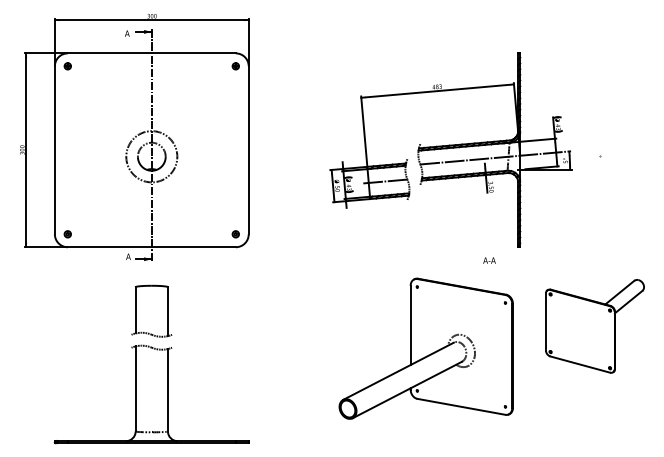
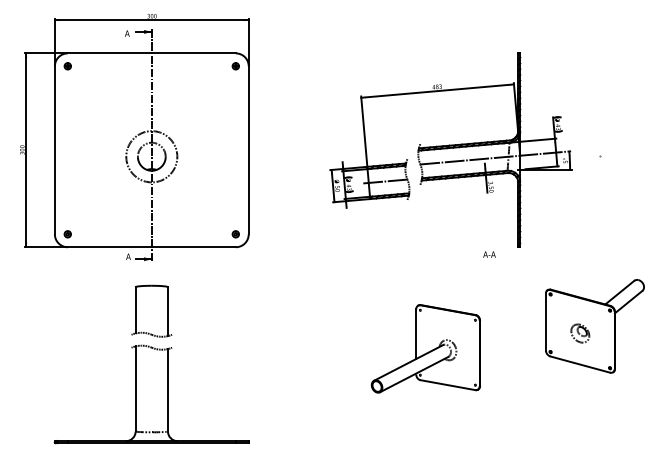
text position: (489, 260) -> (489, 254) (489, 254)
part: none -> present (580, 333)
part size: 176x143 px -> 111x90 px (425, 348)
